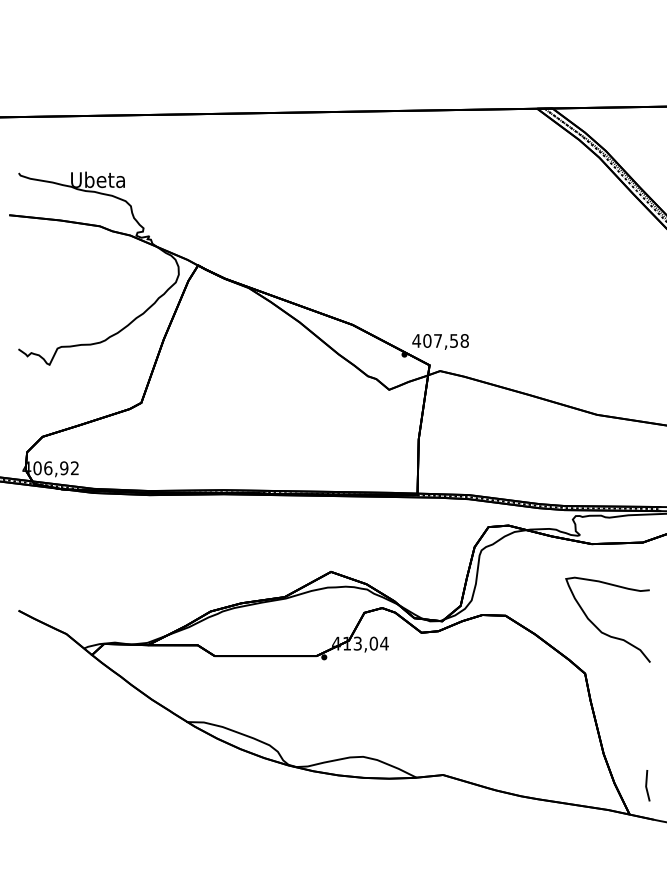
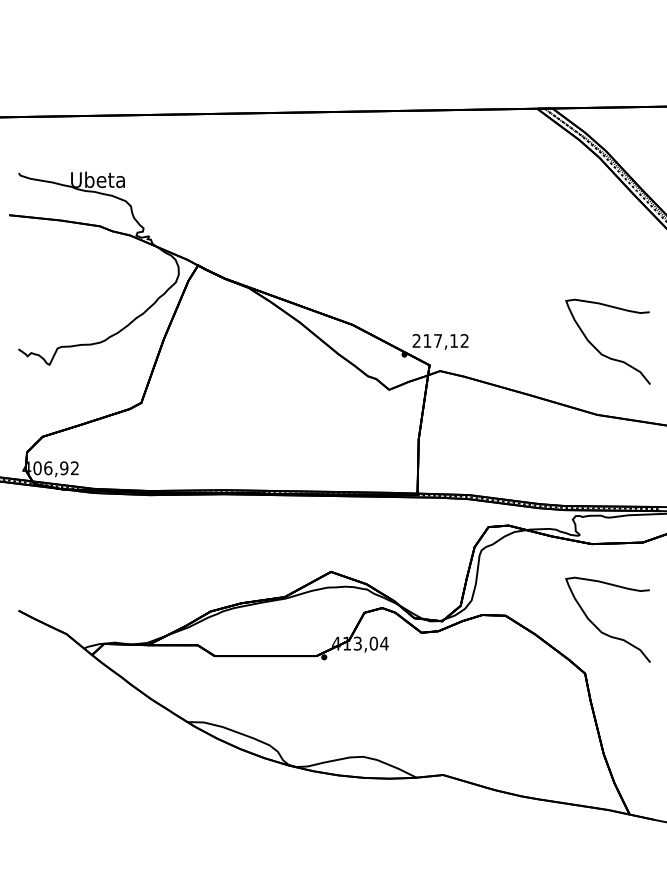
text: 407,58 -> 217,12 (440, 340)
curve: none -> present (598, 349)
line: present -> none (647, 785)
